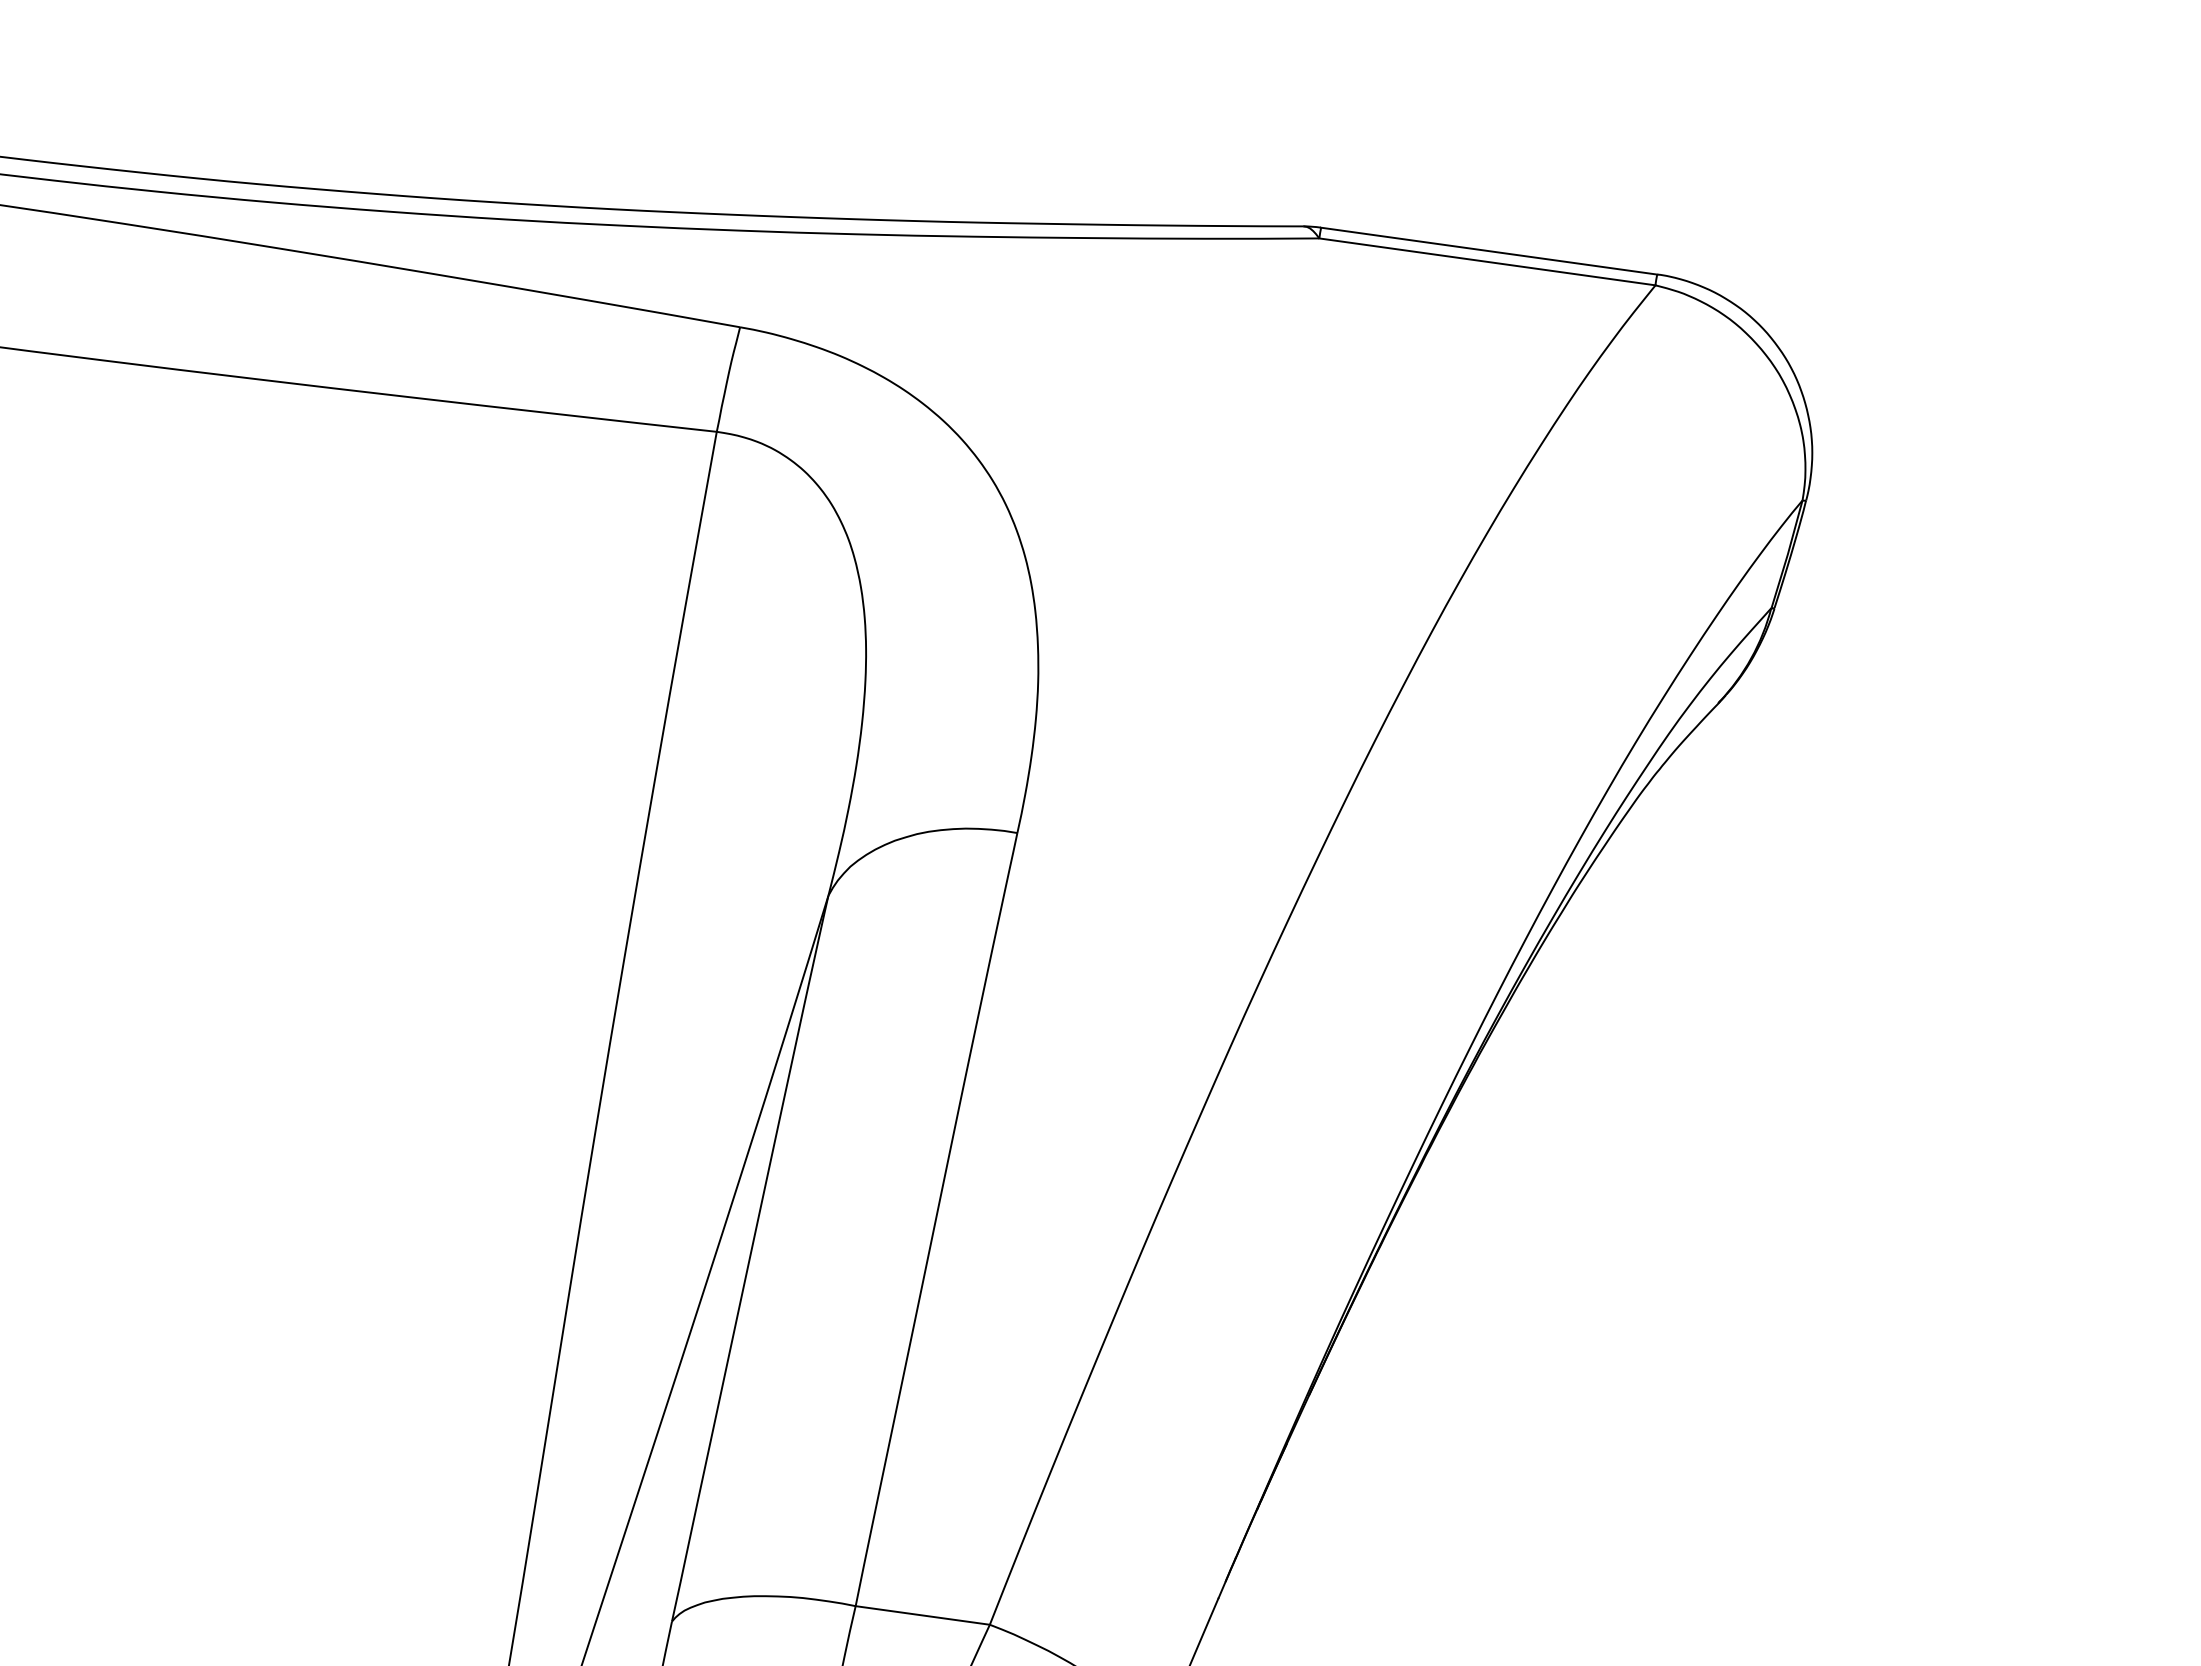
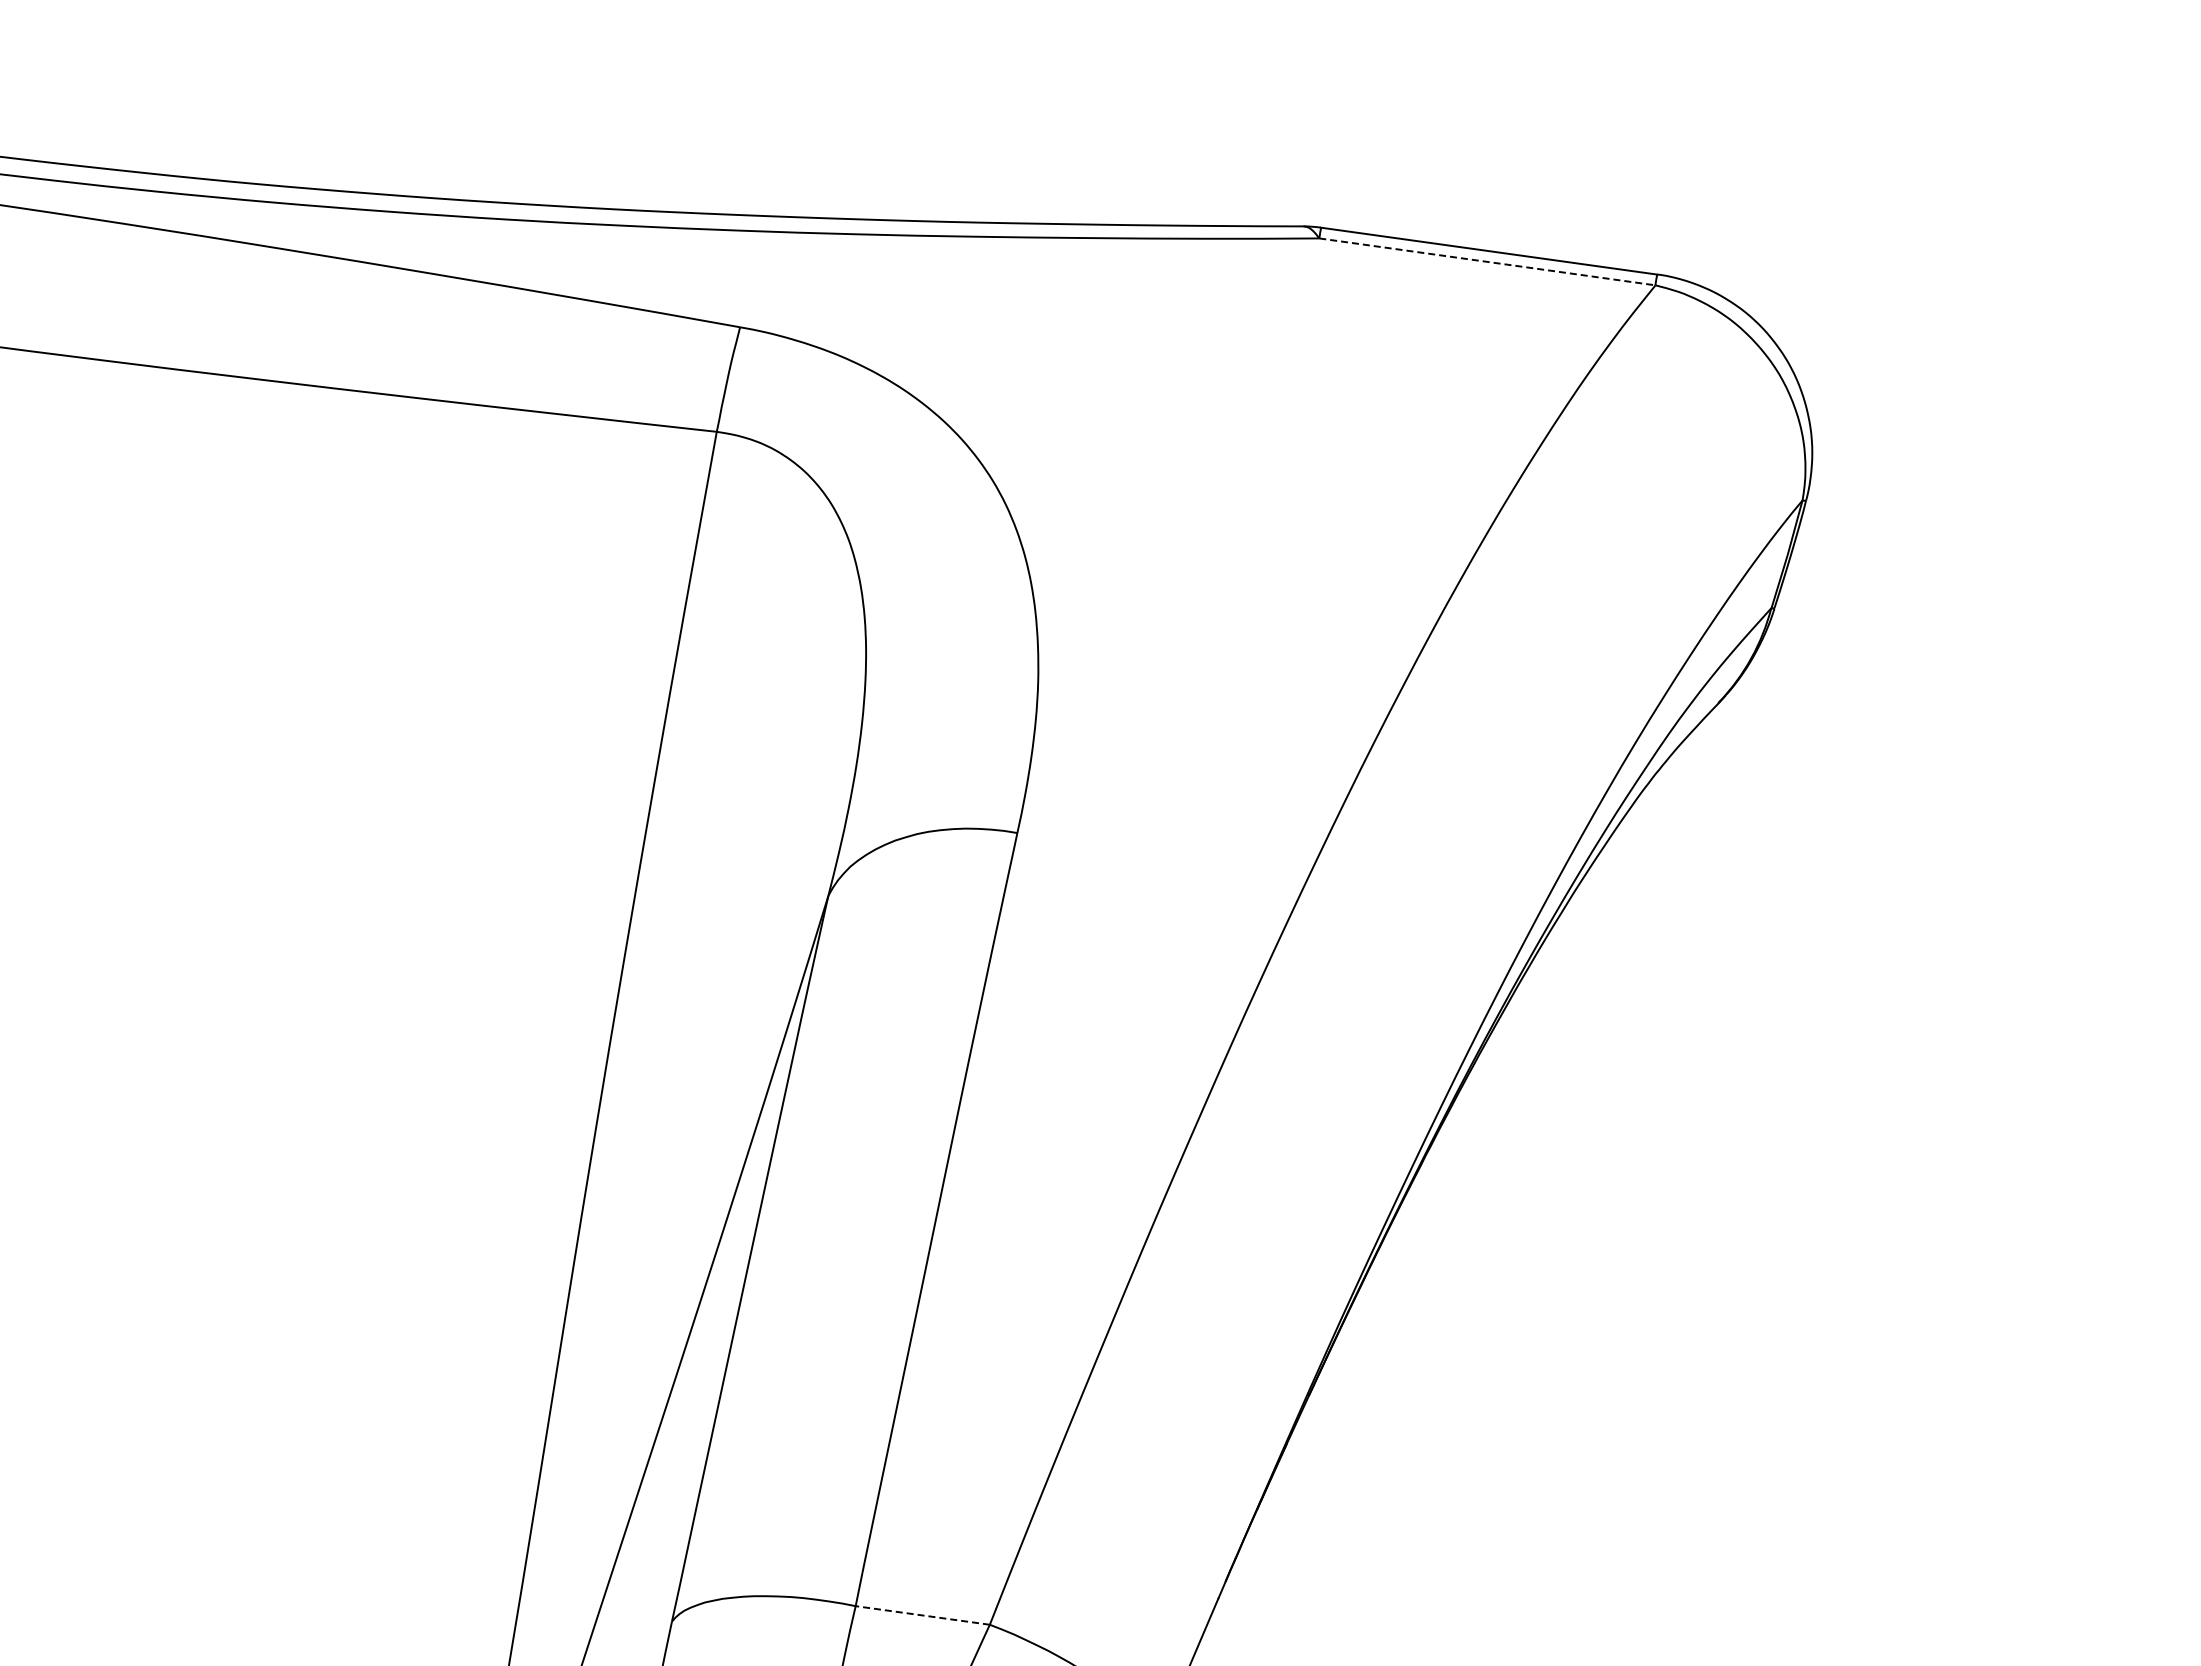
line: solid -> dashed (1487, 261)
line: solid -> dashed (922, 1615)
